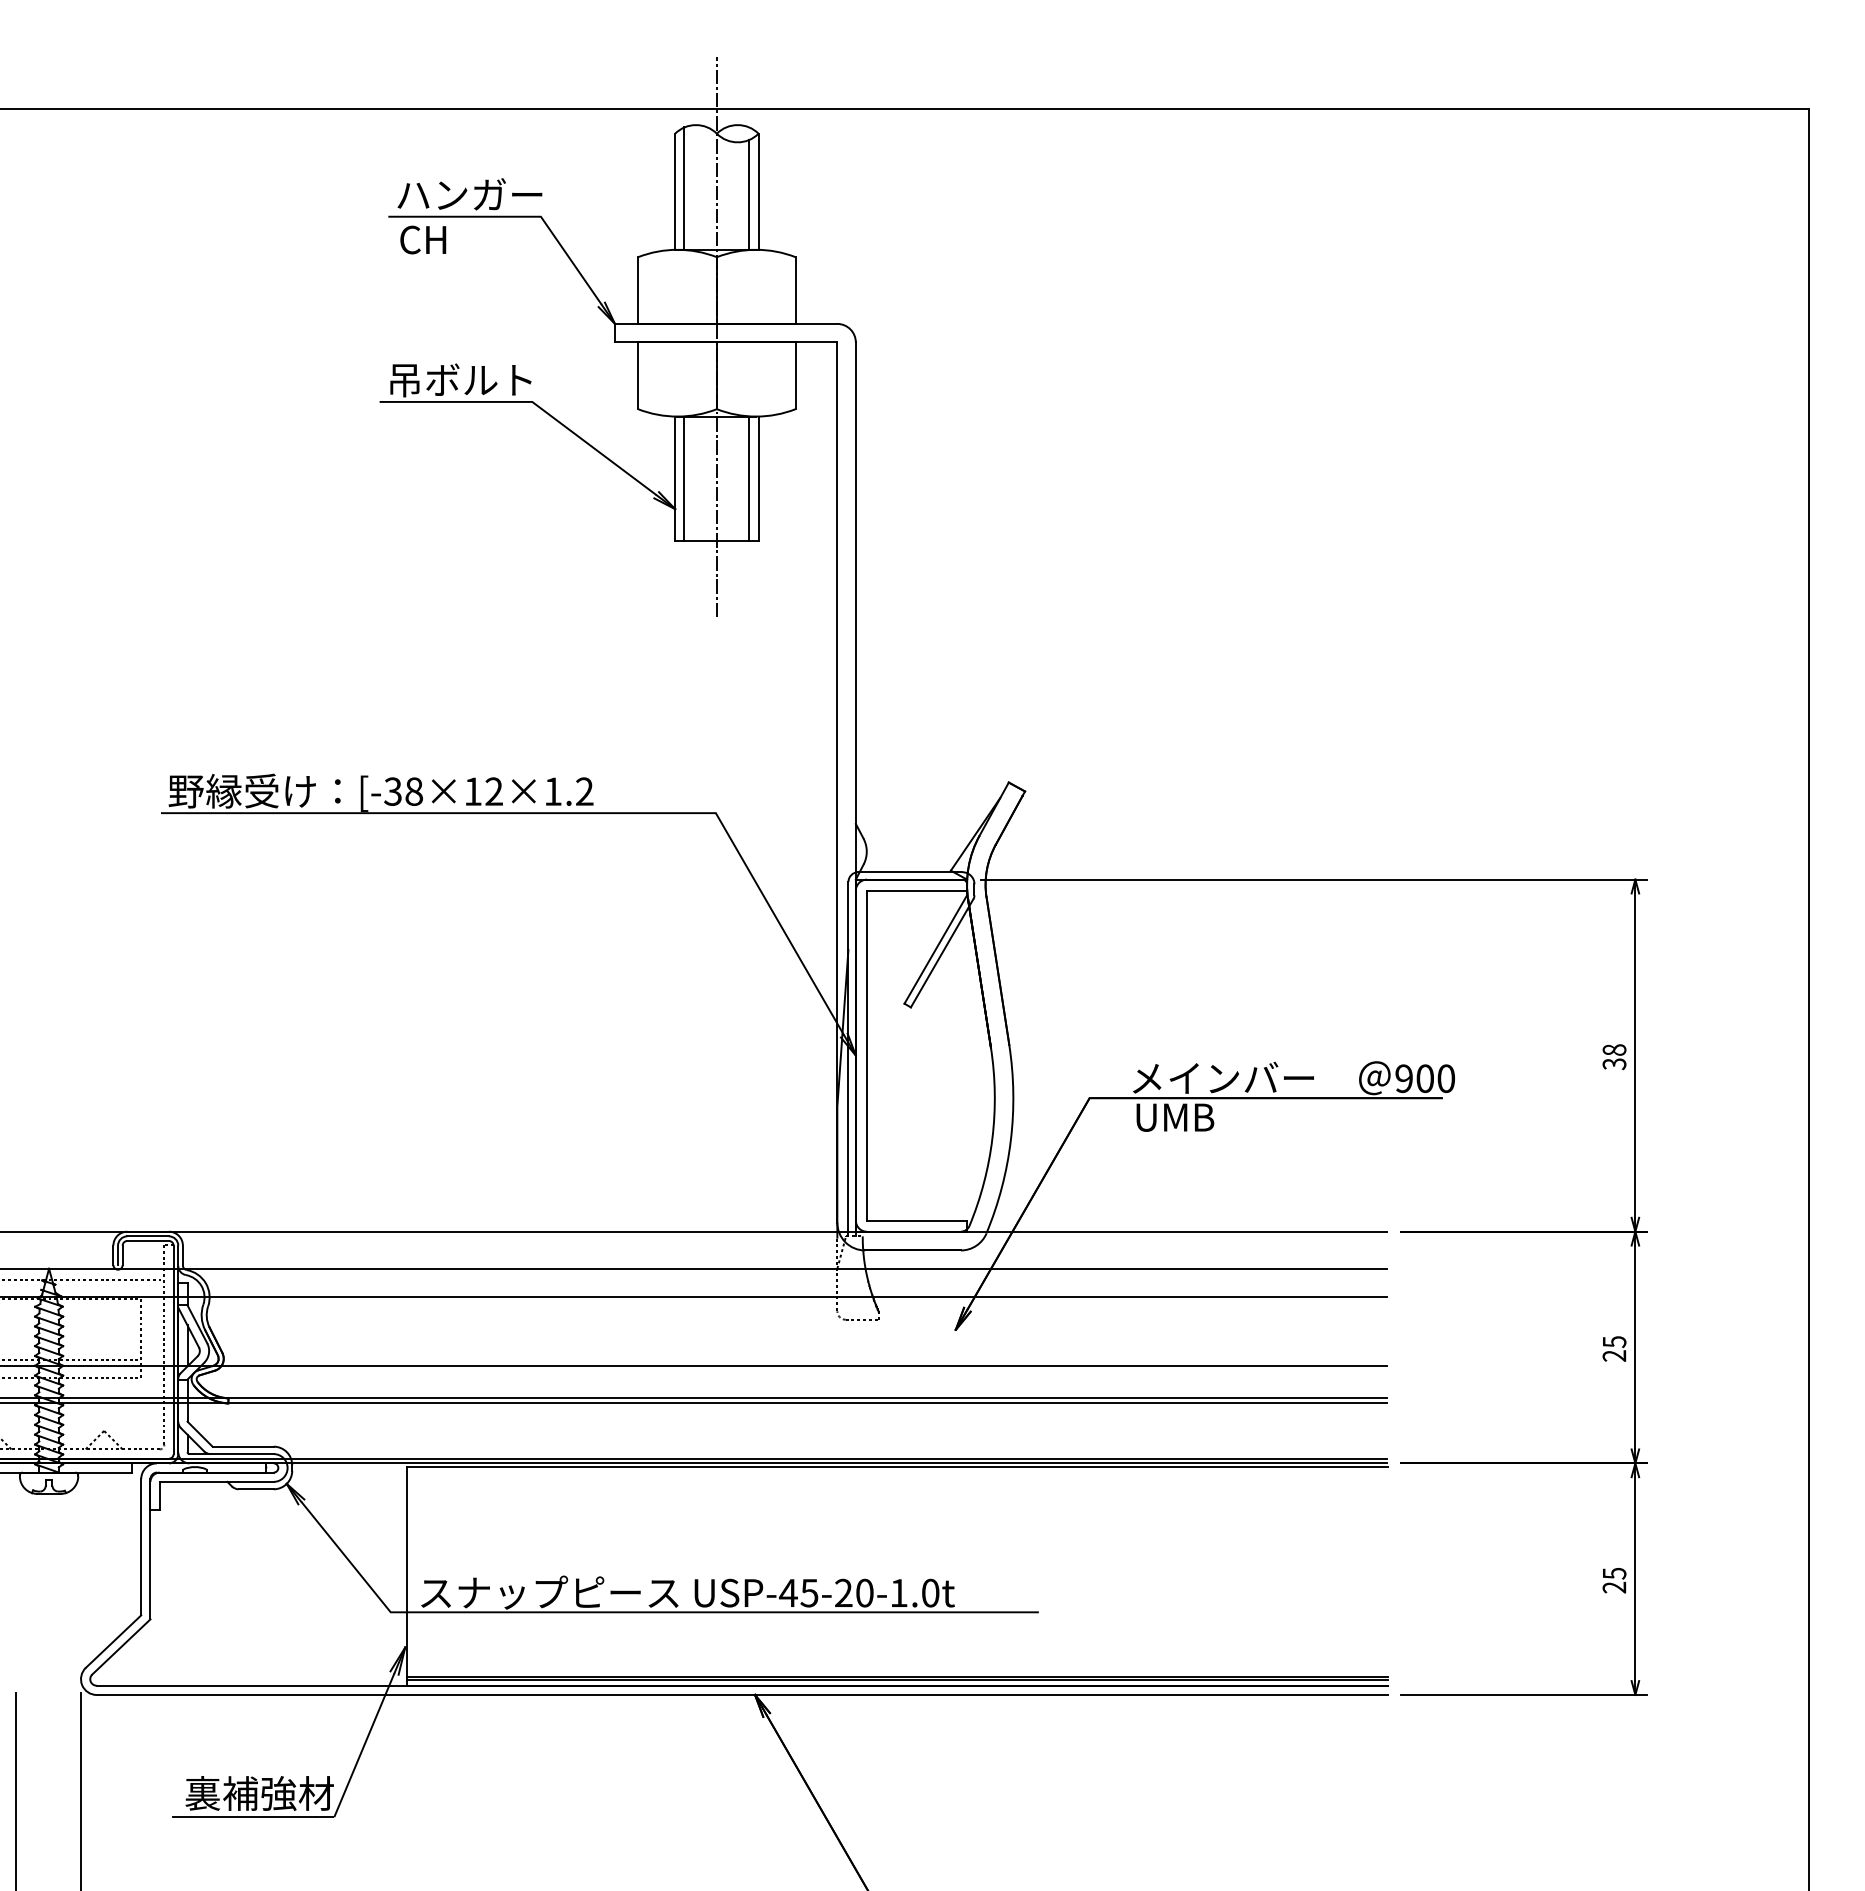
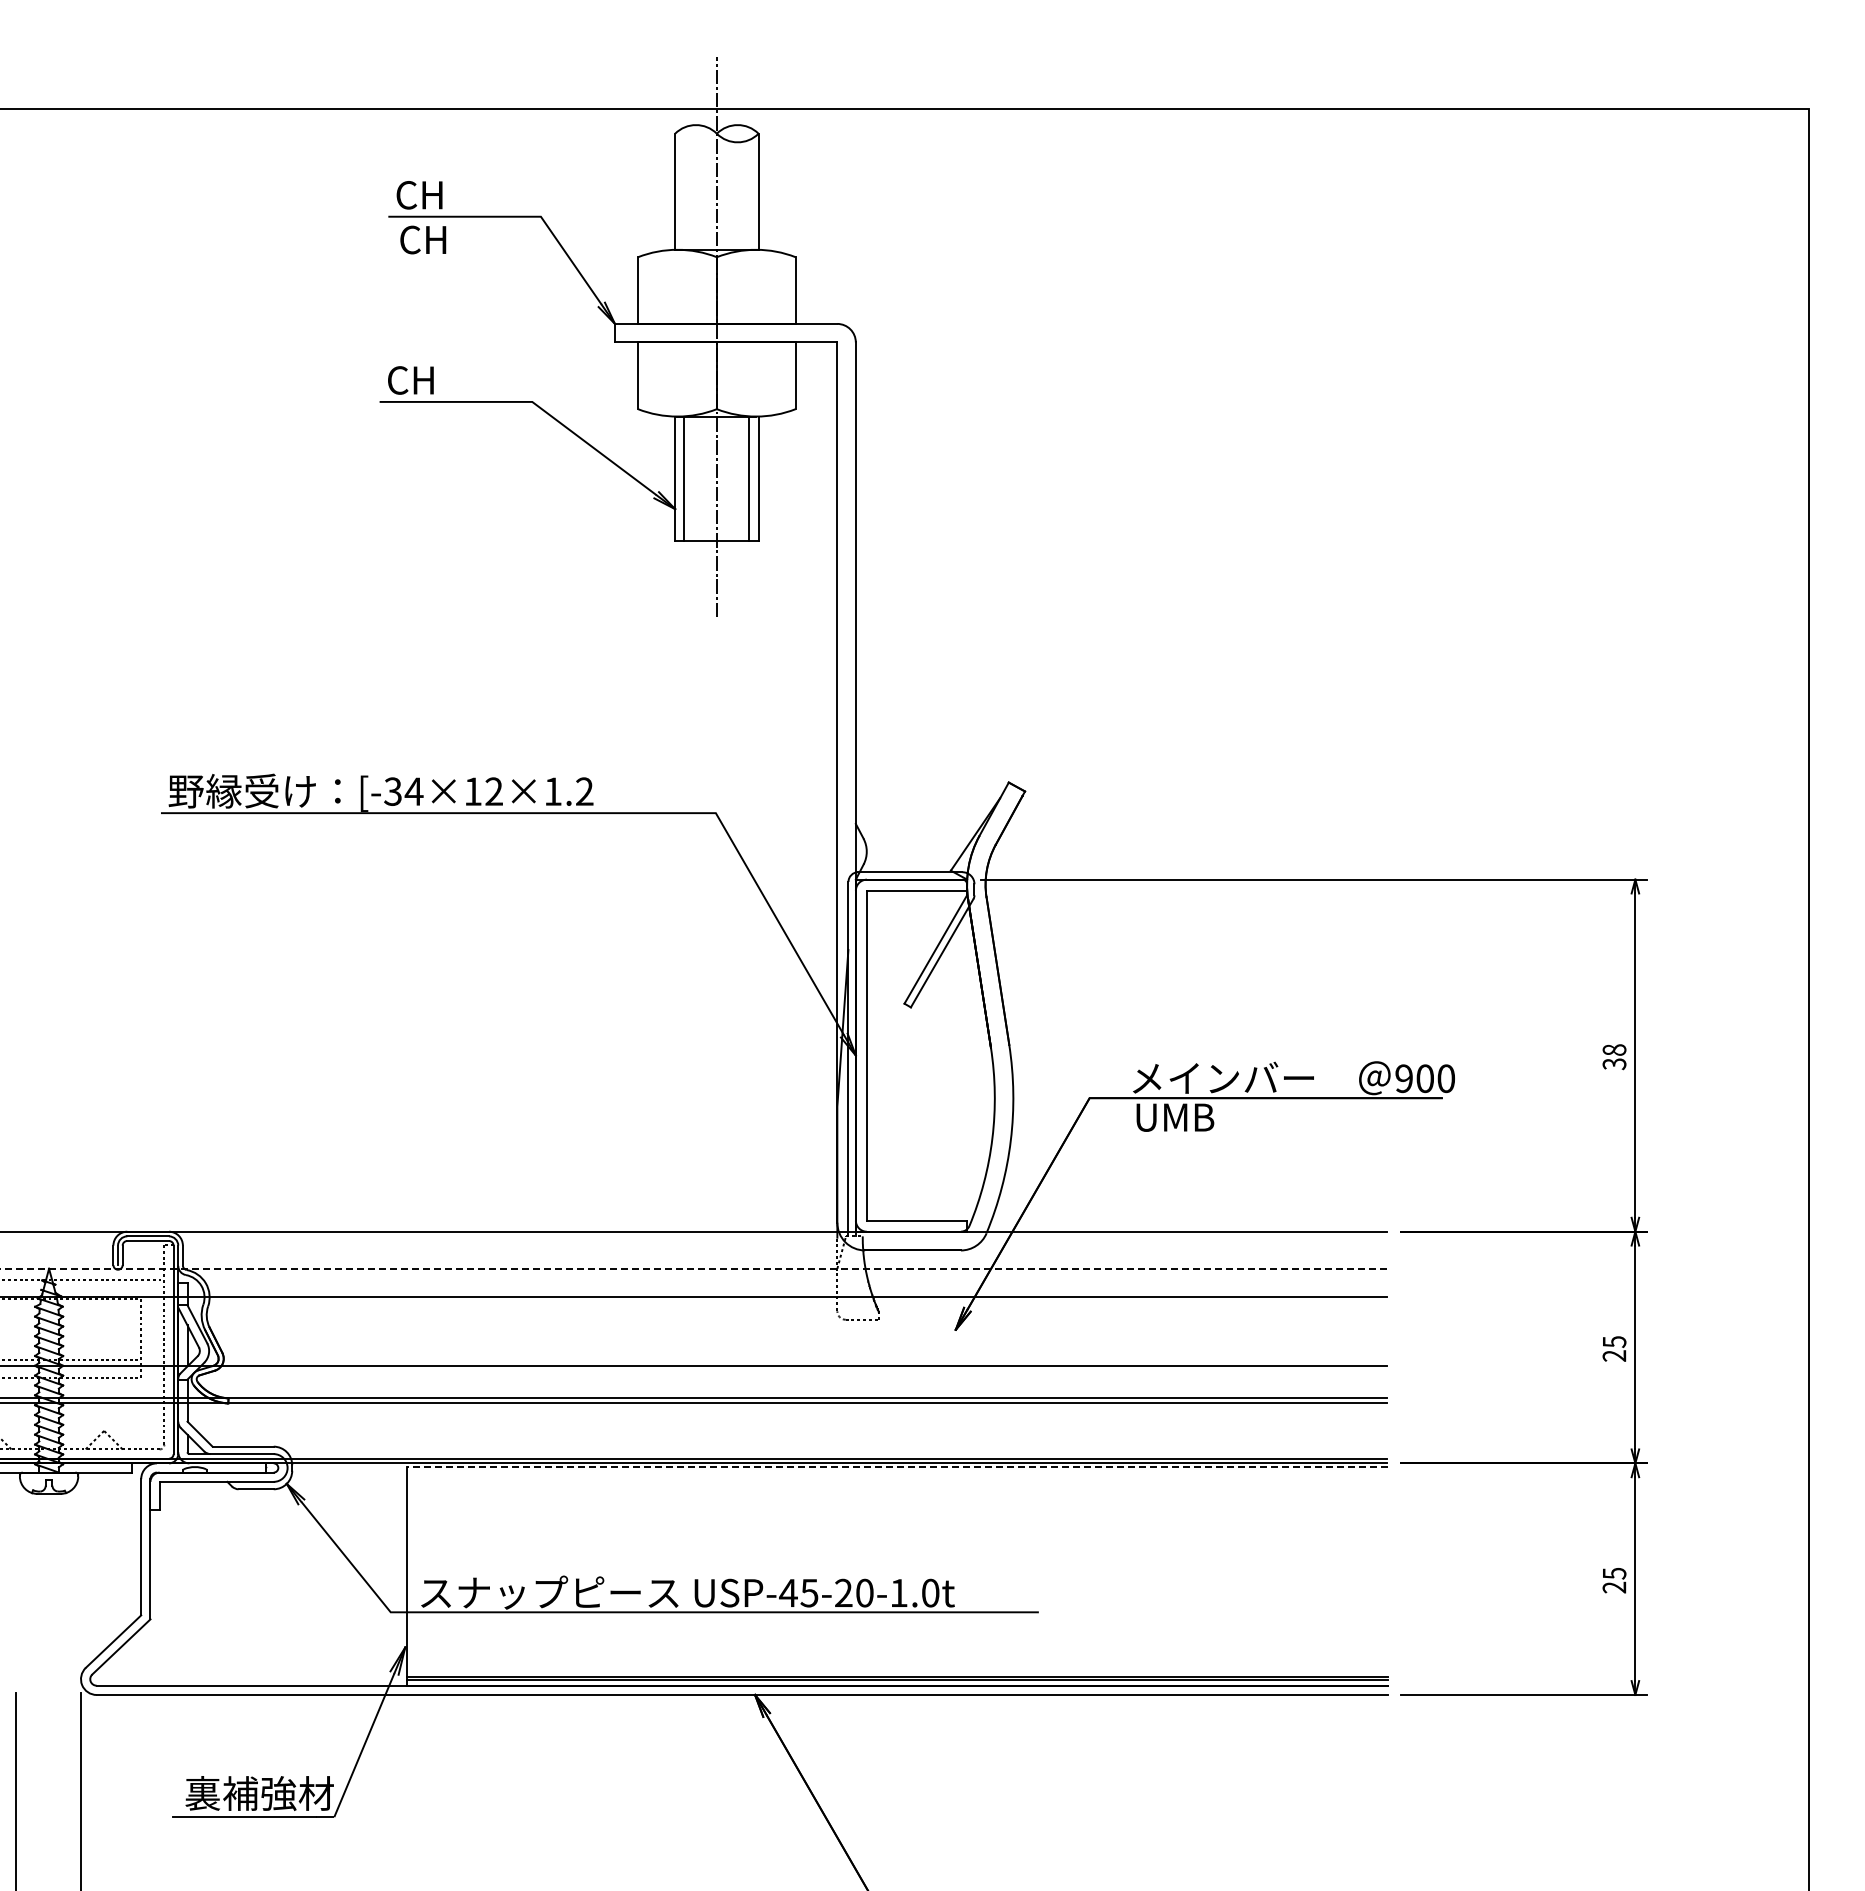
line: present -> none (684, 188)
text: ハンガー -> CH (469, 194)
line: present -> none (749, 194)
text: 吊ボルト -> CH (459, 380)
text: [-38×12×1.2 -> [-34×12×1.2 (413, 791)
line: solid -> dashed (693, 1268)
line: solid -> dashed (897, 1467)
